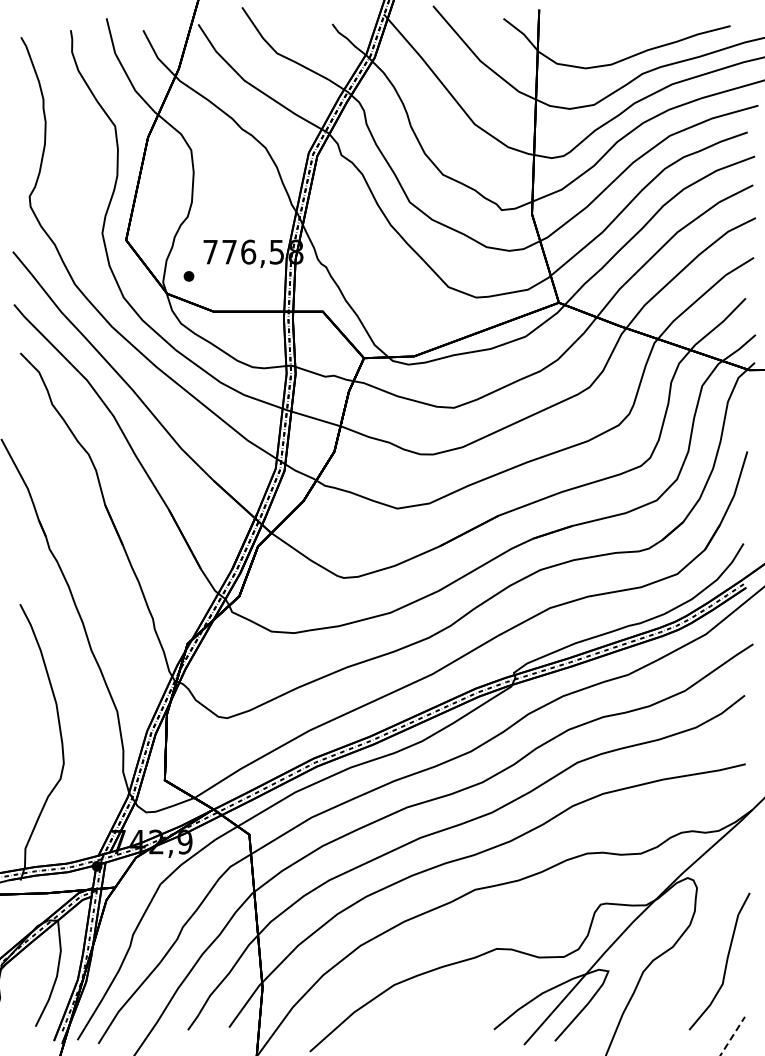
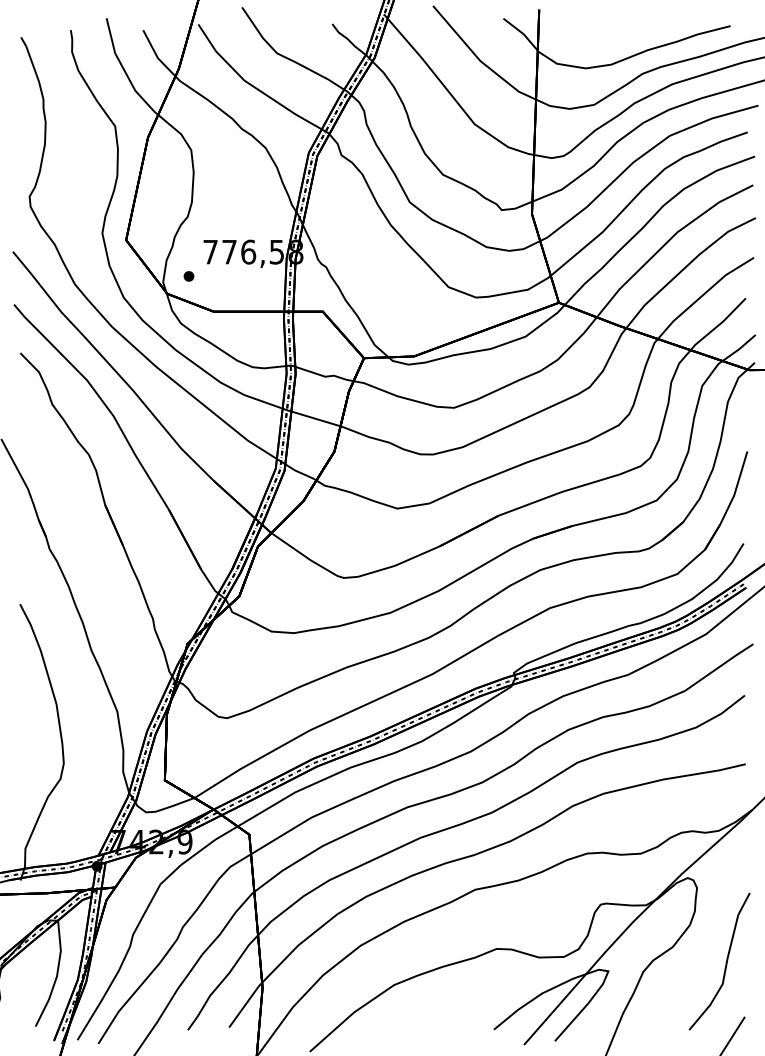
line: dashed -> solid (732, 1036)
